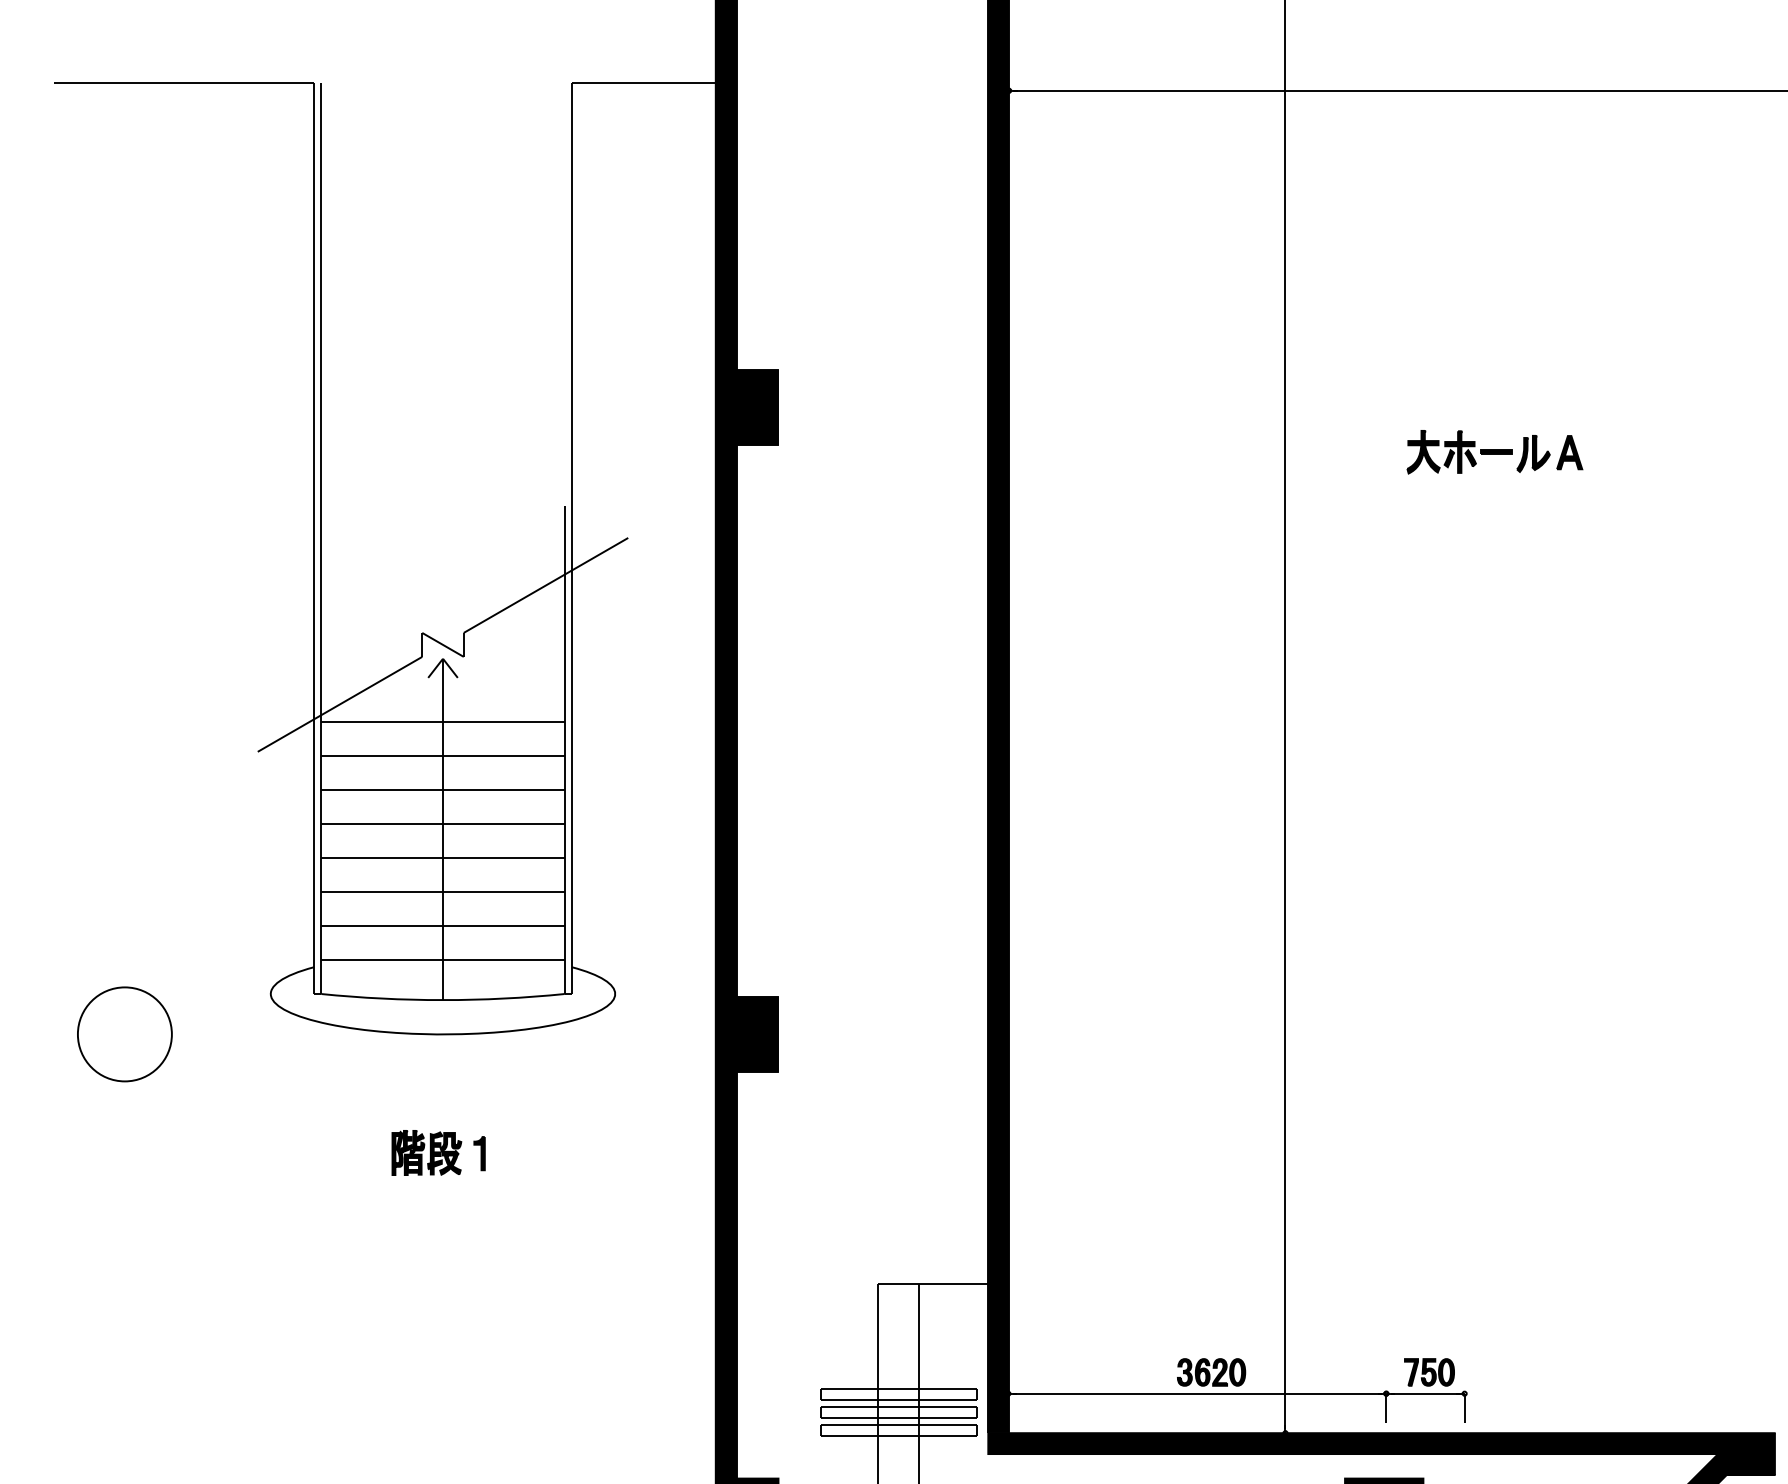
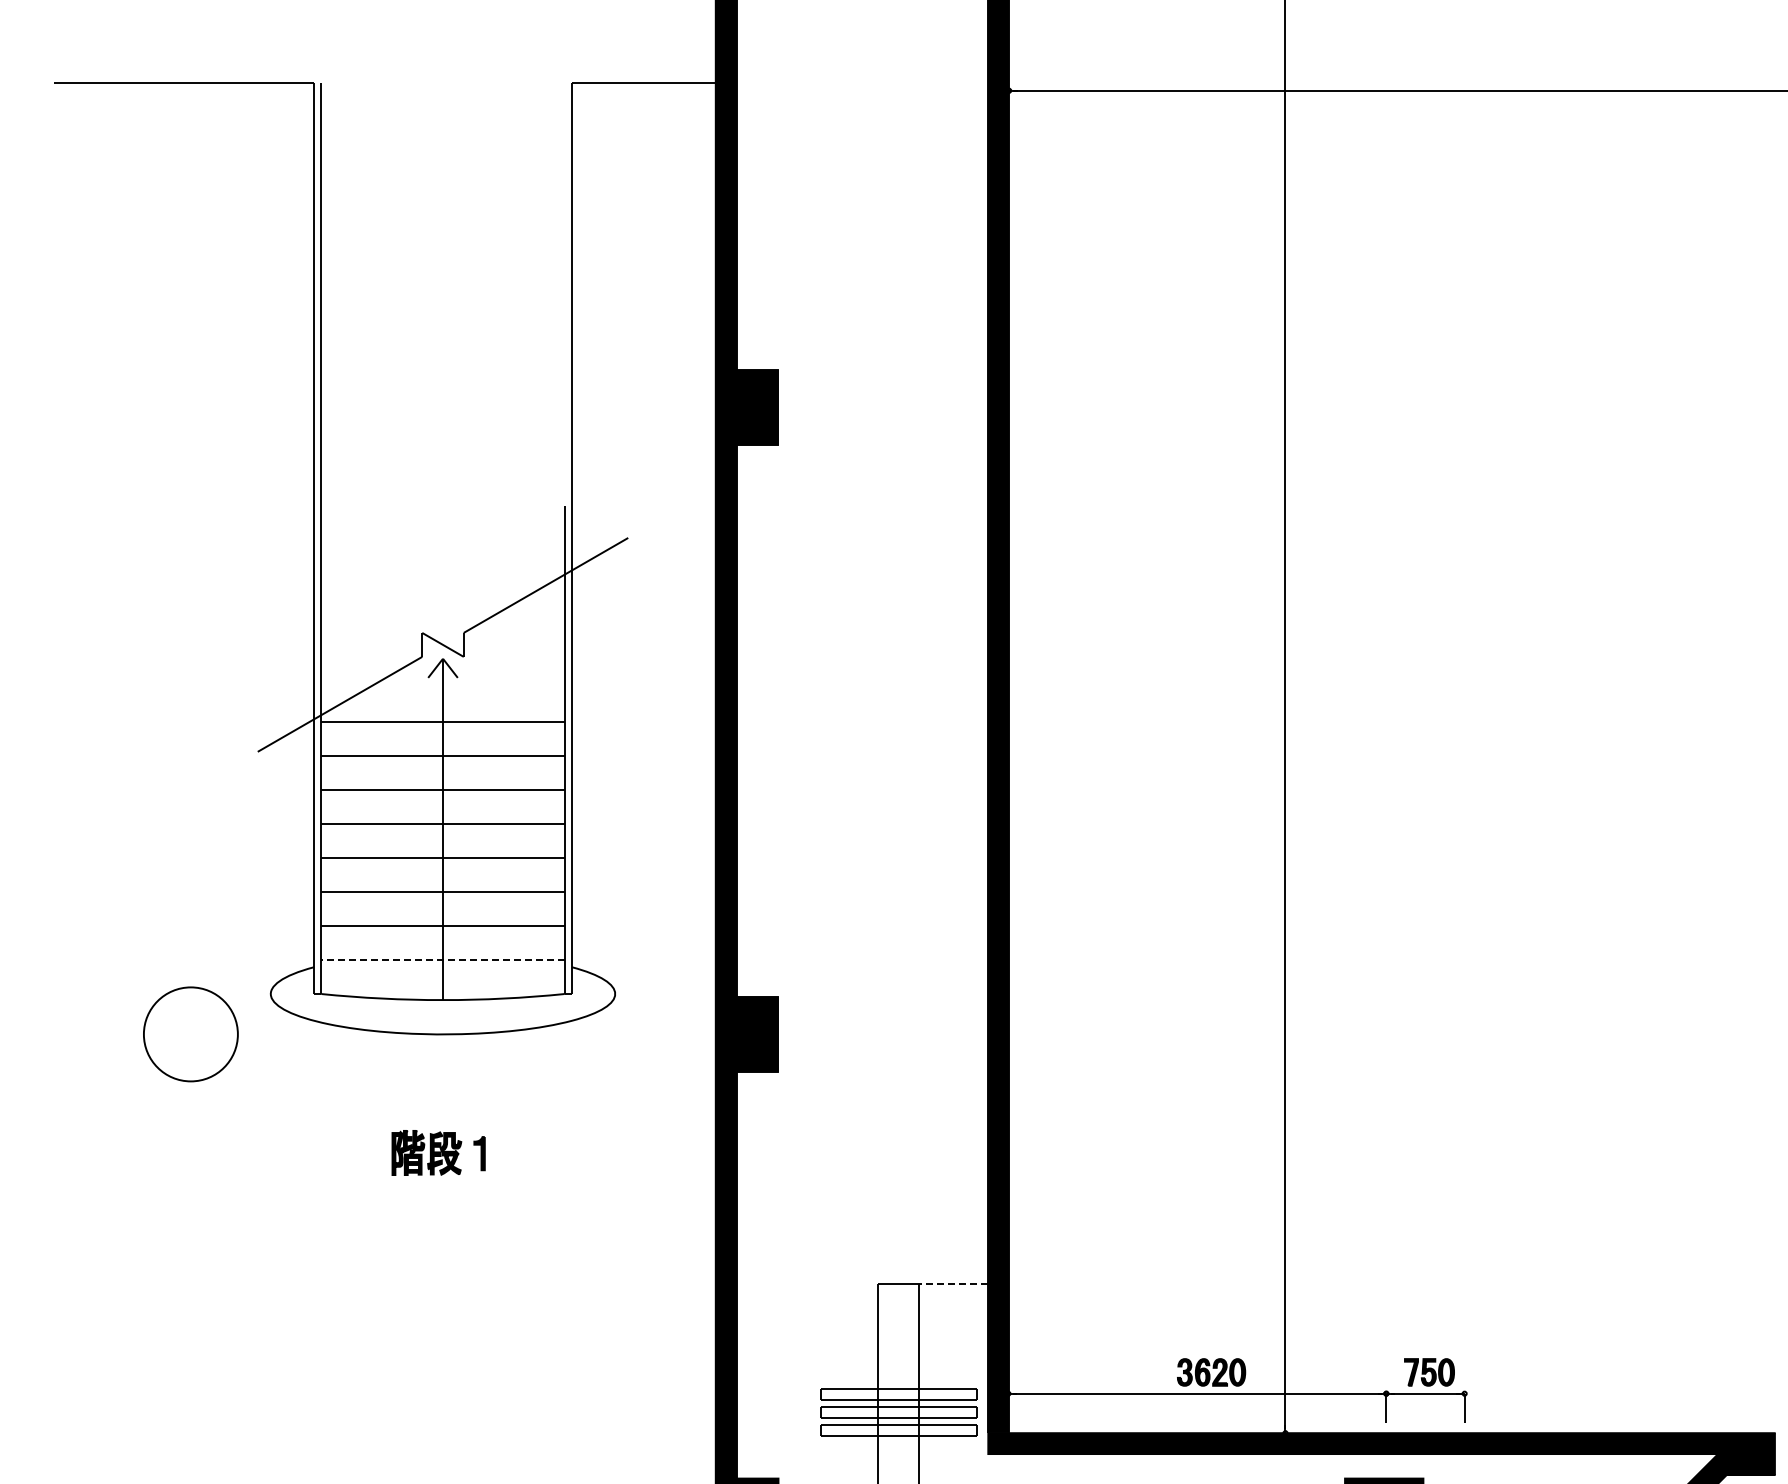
part: present -> none (1494, 452)
line: solid -> dashed (443, 960)
part position: (124, 1034) -> (190, 1034) (190, 1034)
line: solid -> dashed (953, 1284)
